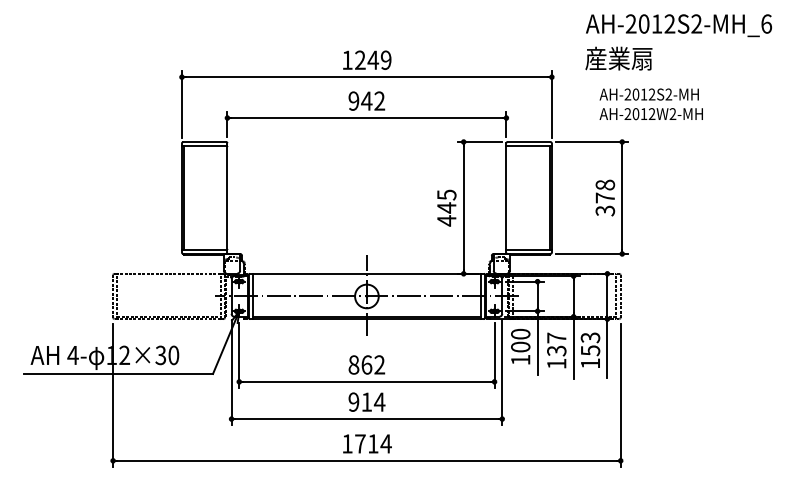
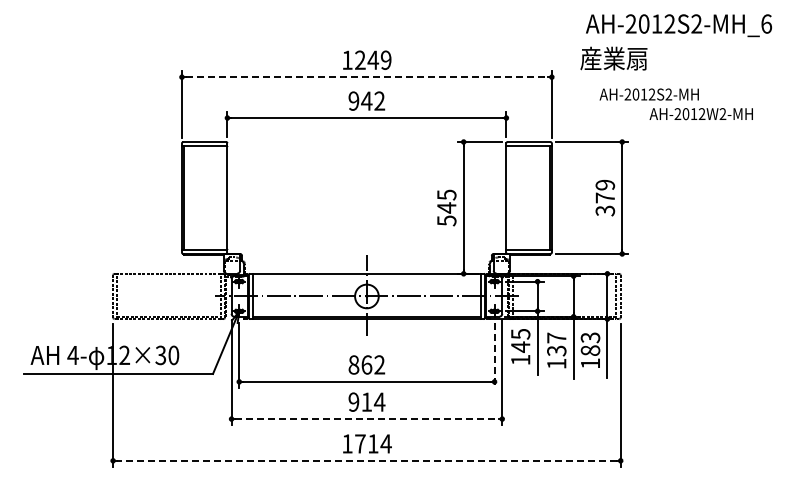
text position: (618, 58) -> (613, 58) (613, 58)
line: solid -> dashed (367, 77)
text position: (650, 114) -> (700, 114) (700, 114)
text: 378 -> 379 (605, 184)
text: 445 -> 545 (446, 220)
text: 100 -> 145 (520, 340)
text: 153 -> 183 (590, 350)
line: solid -> dashed (494, 355)
line: solid -> dashed (366, 419)
line: solid -> dashed (366, 460)
